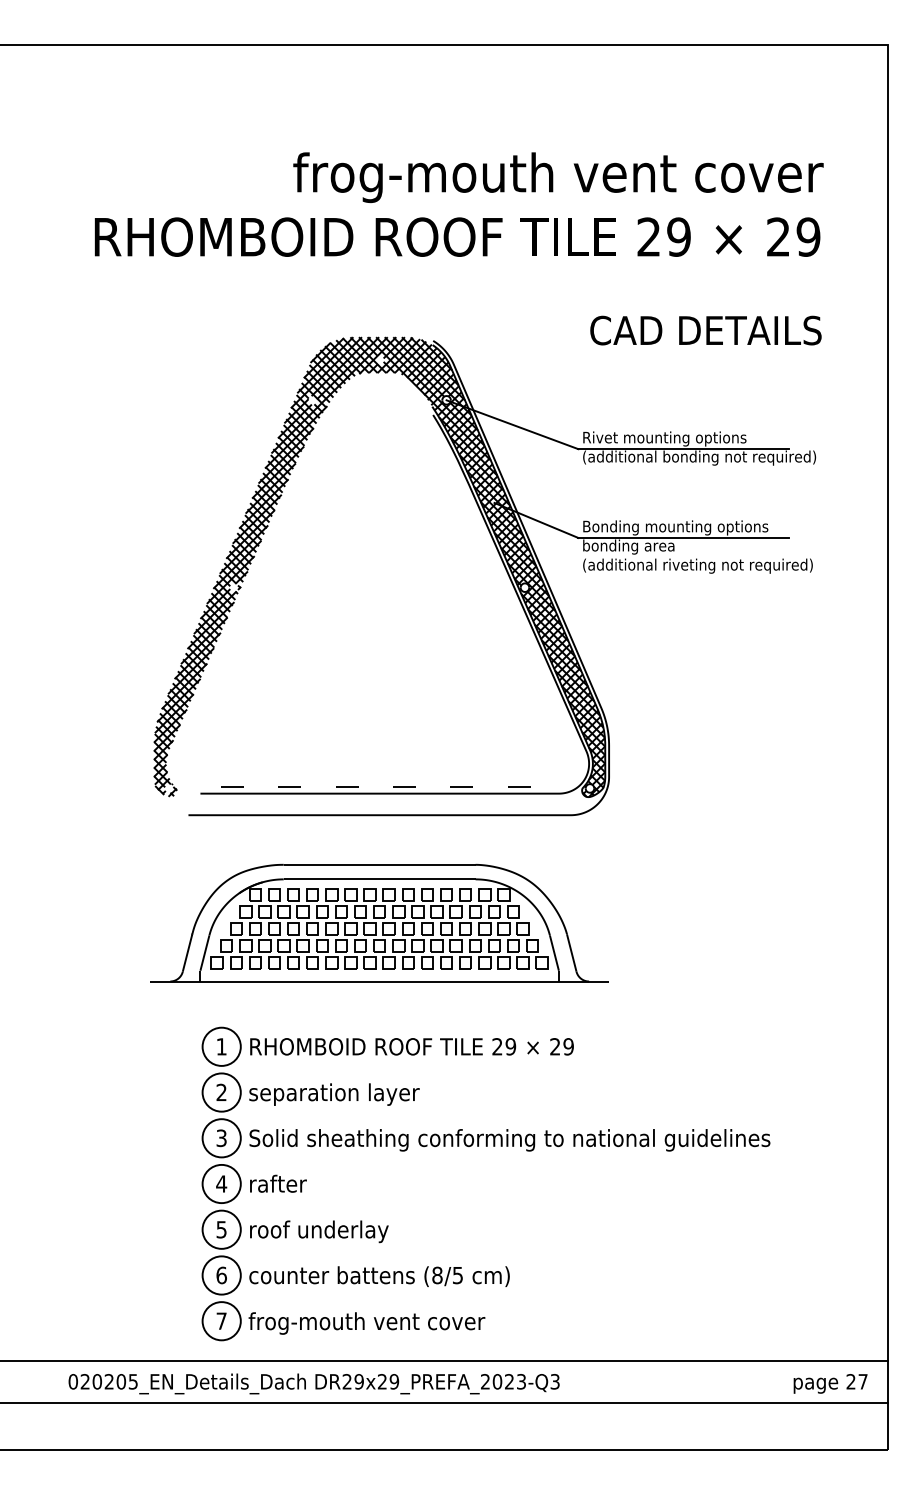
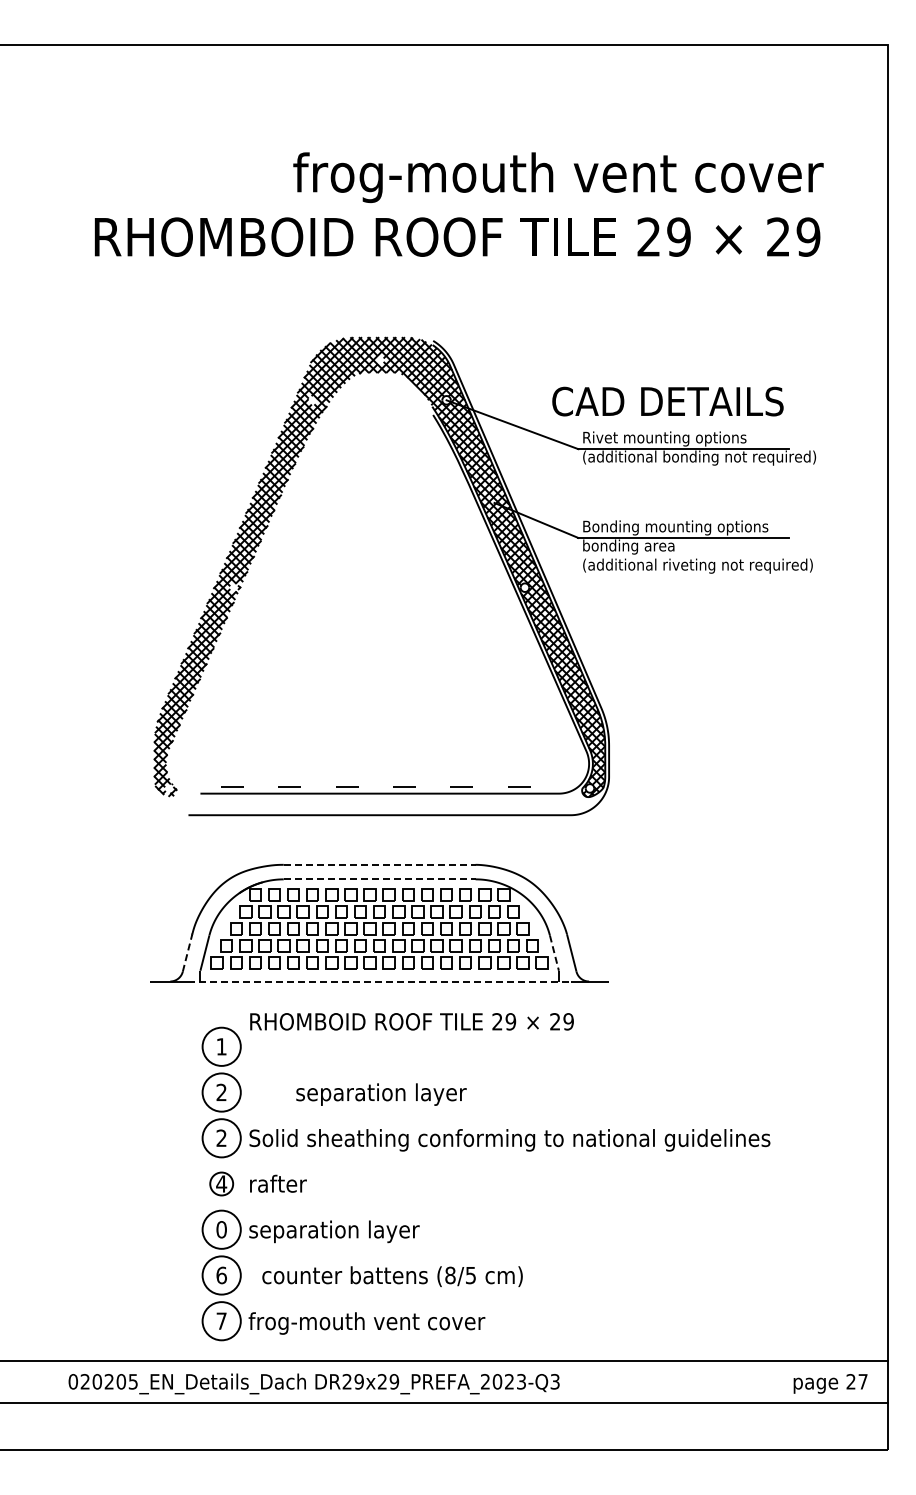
text position: (705, 330) -> (667, 401) (667, 401)
line: solid -> dashed (379, 864)
line: solid -> dashed (379, 879)
line: solid -> dashed (187, 952)
line: solid -> dashed (554, 953)
line: solid -> dashed (380, 981)
text position: (411, 1046) -> (411, 1021) (411, 1021)
text position: (334, 1094) -> (381, 1094) (381, 1094)
text: 3 -> 2 (221, 1138)
circle diameter: 38 px -> 23 px (221, 1183)
text: 5 -> 0 (221, 1229)
text: roof underlay -> separation layer (334, 1231)
text position: (379, 1276) -> (392, 1276) (392, 1276)
